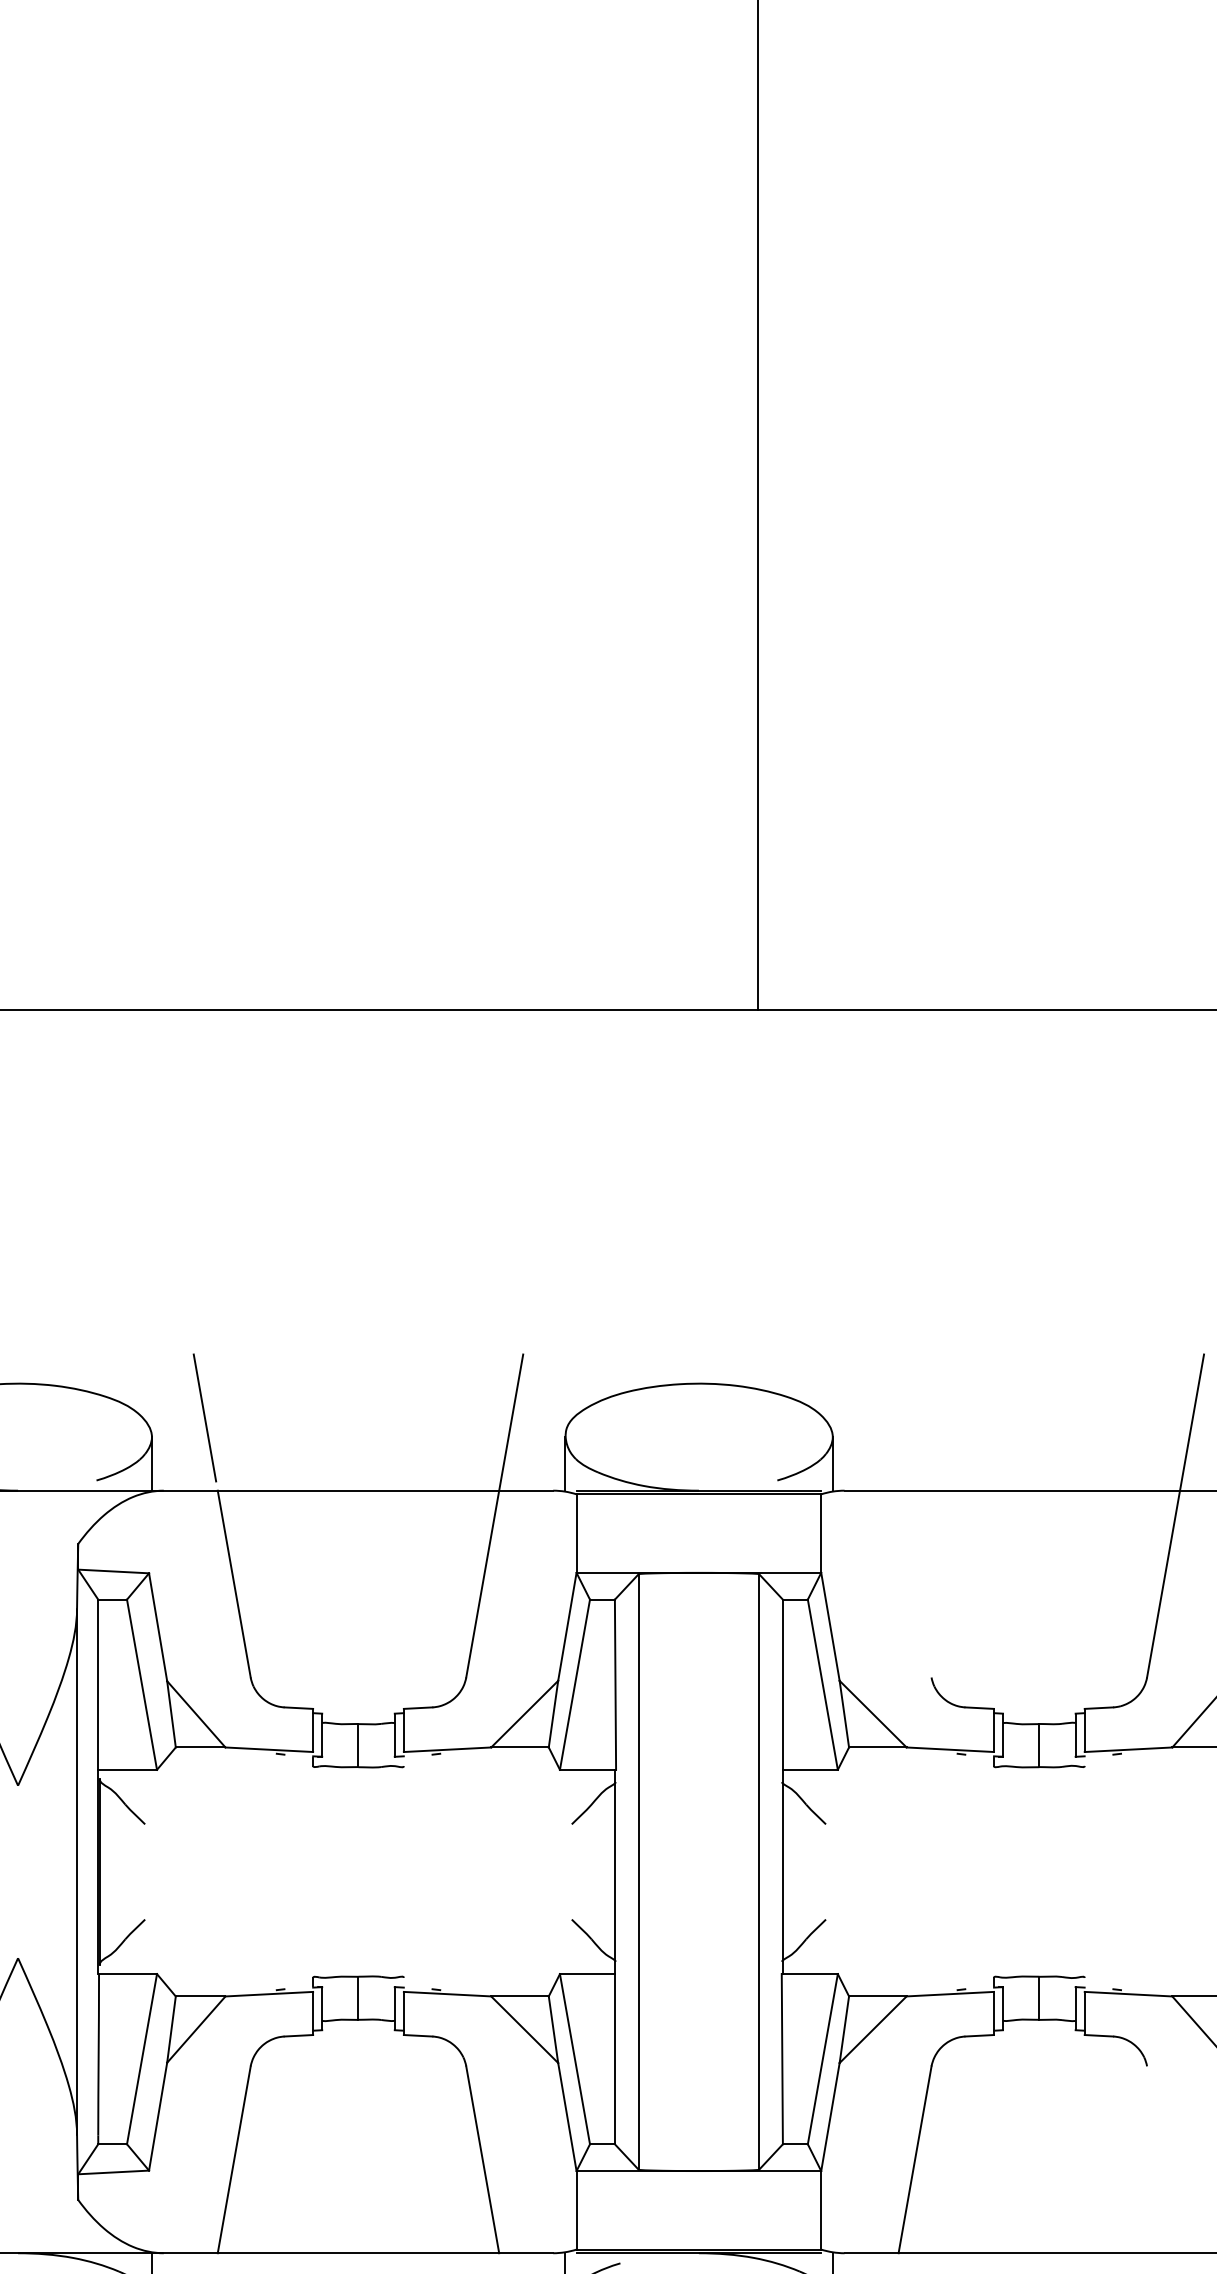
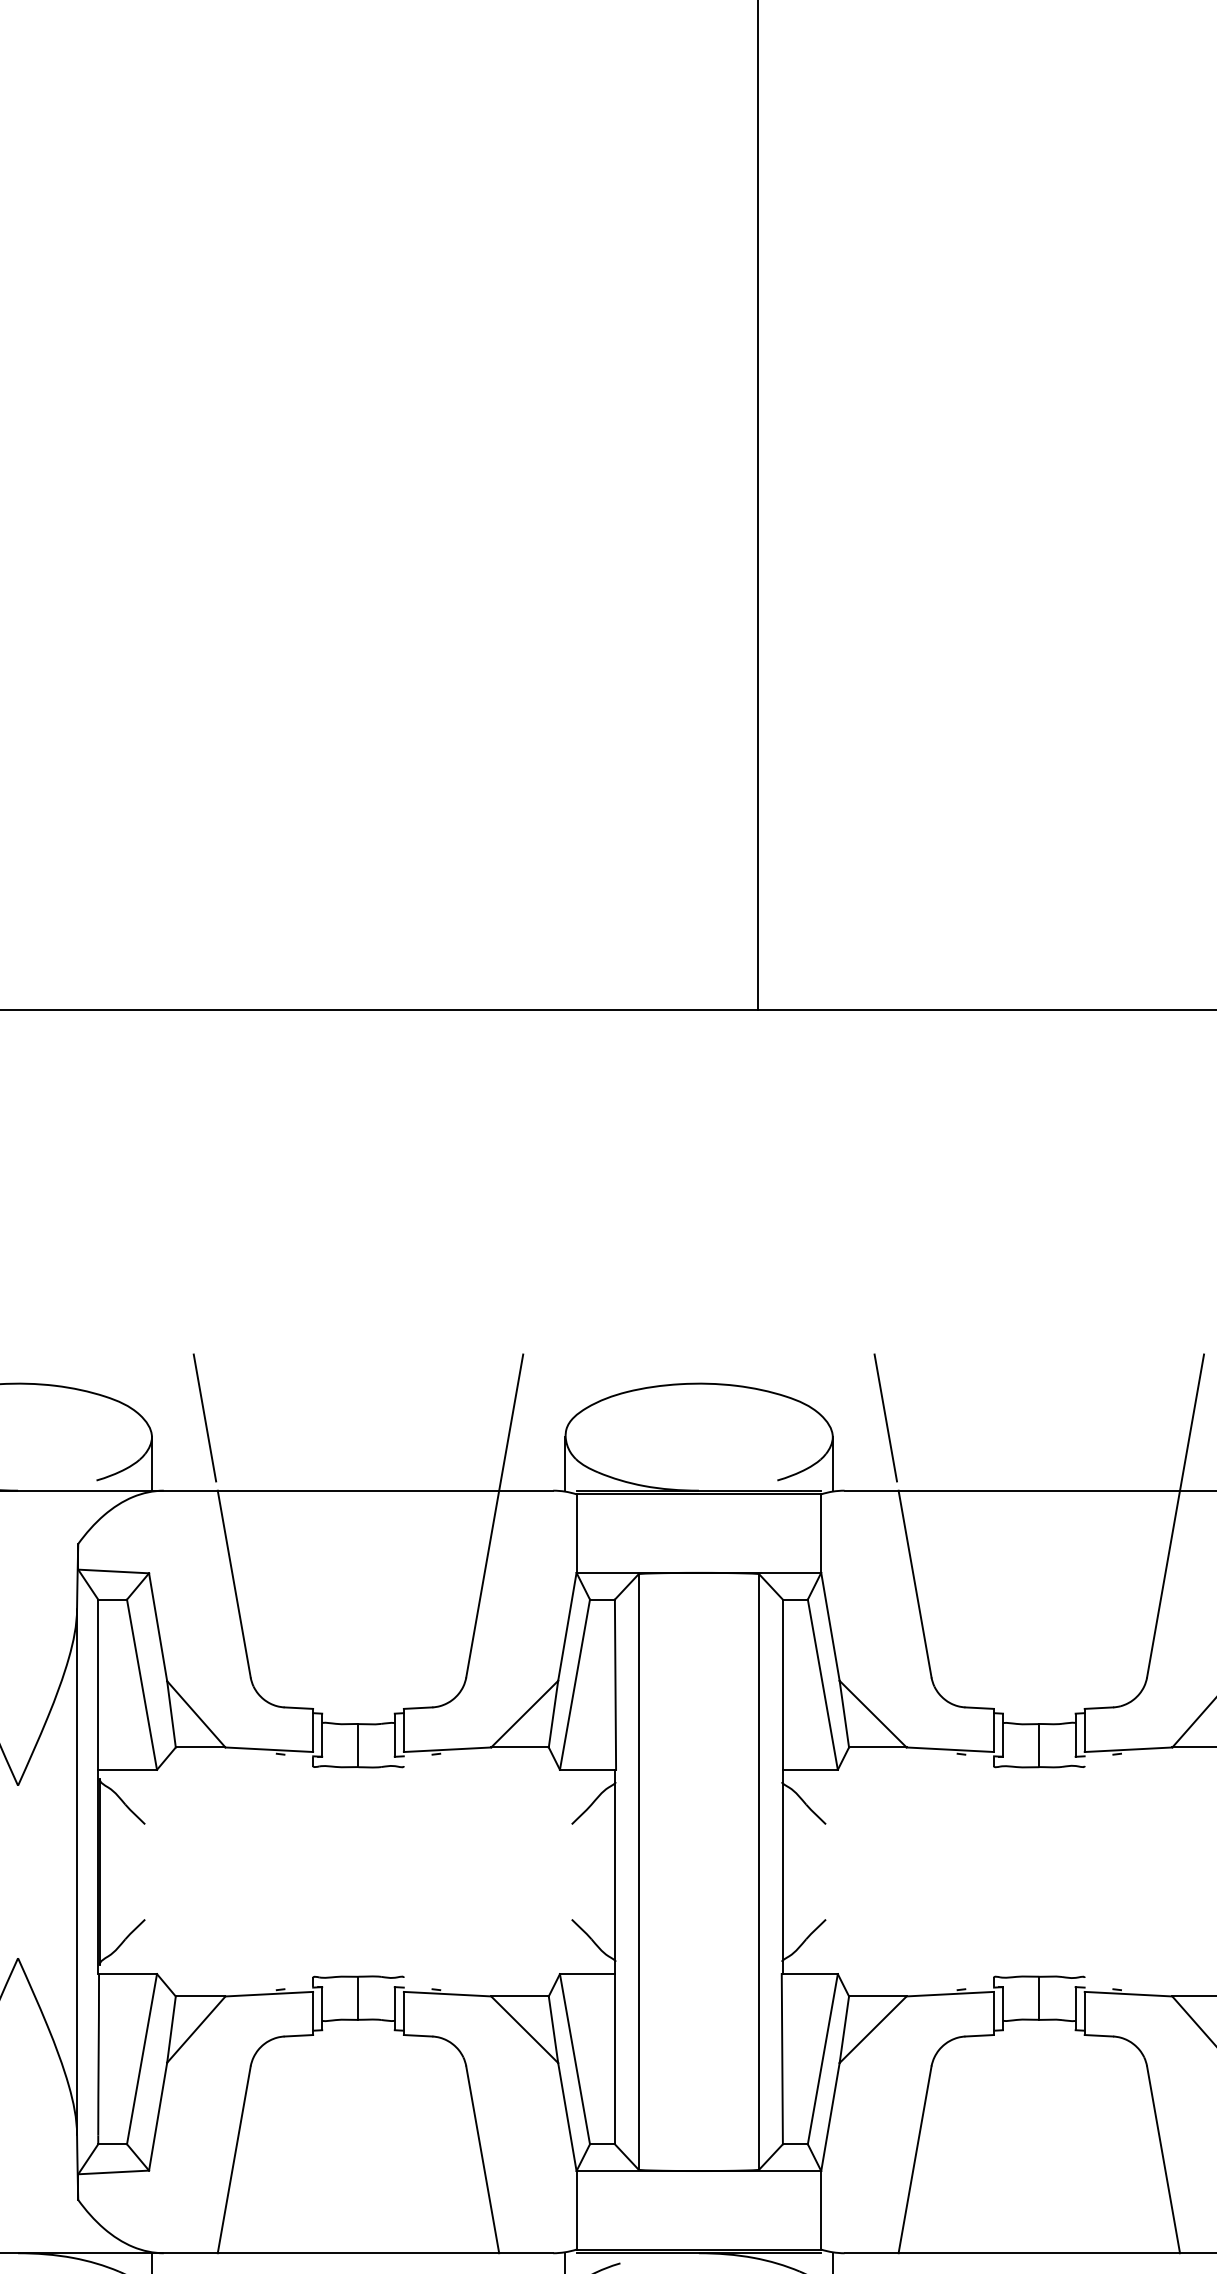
line: none -> present (885, 1417)
line: none -> present (914, 1583)
line: none -> present (1163, 2159)
